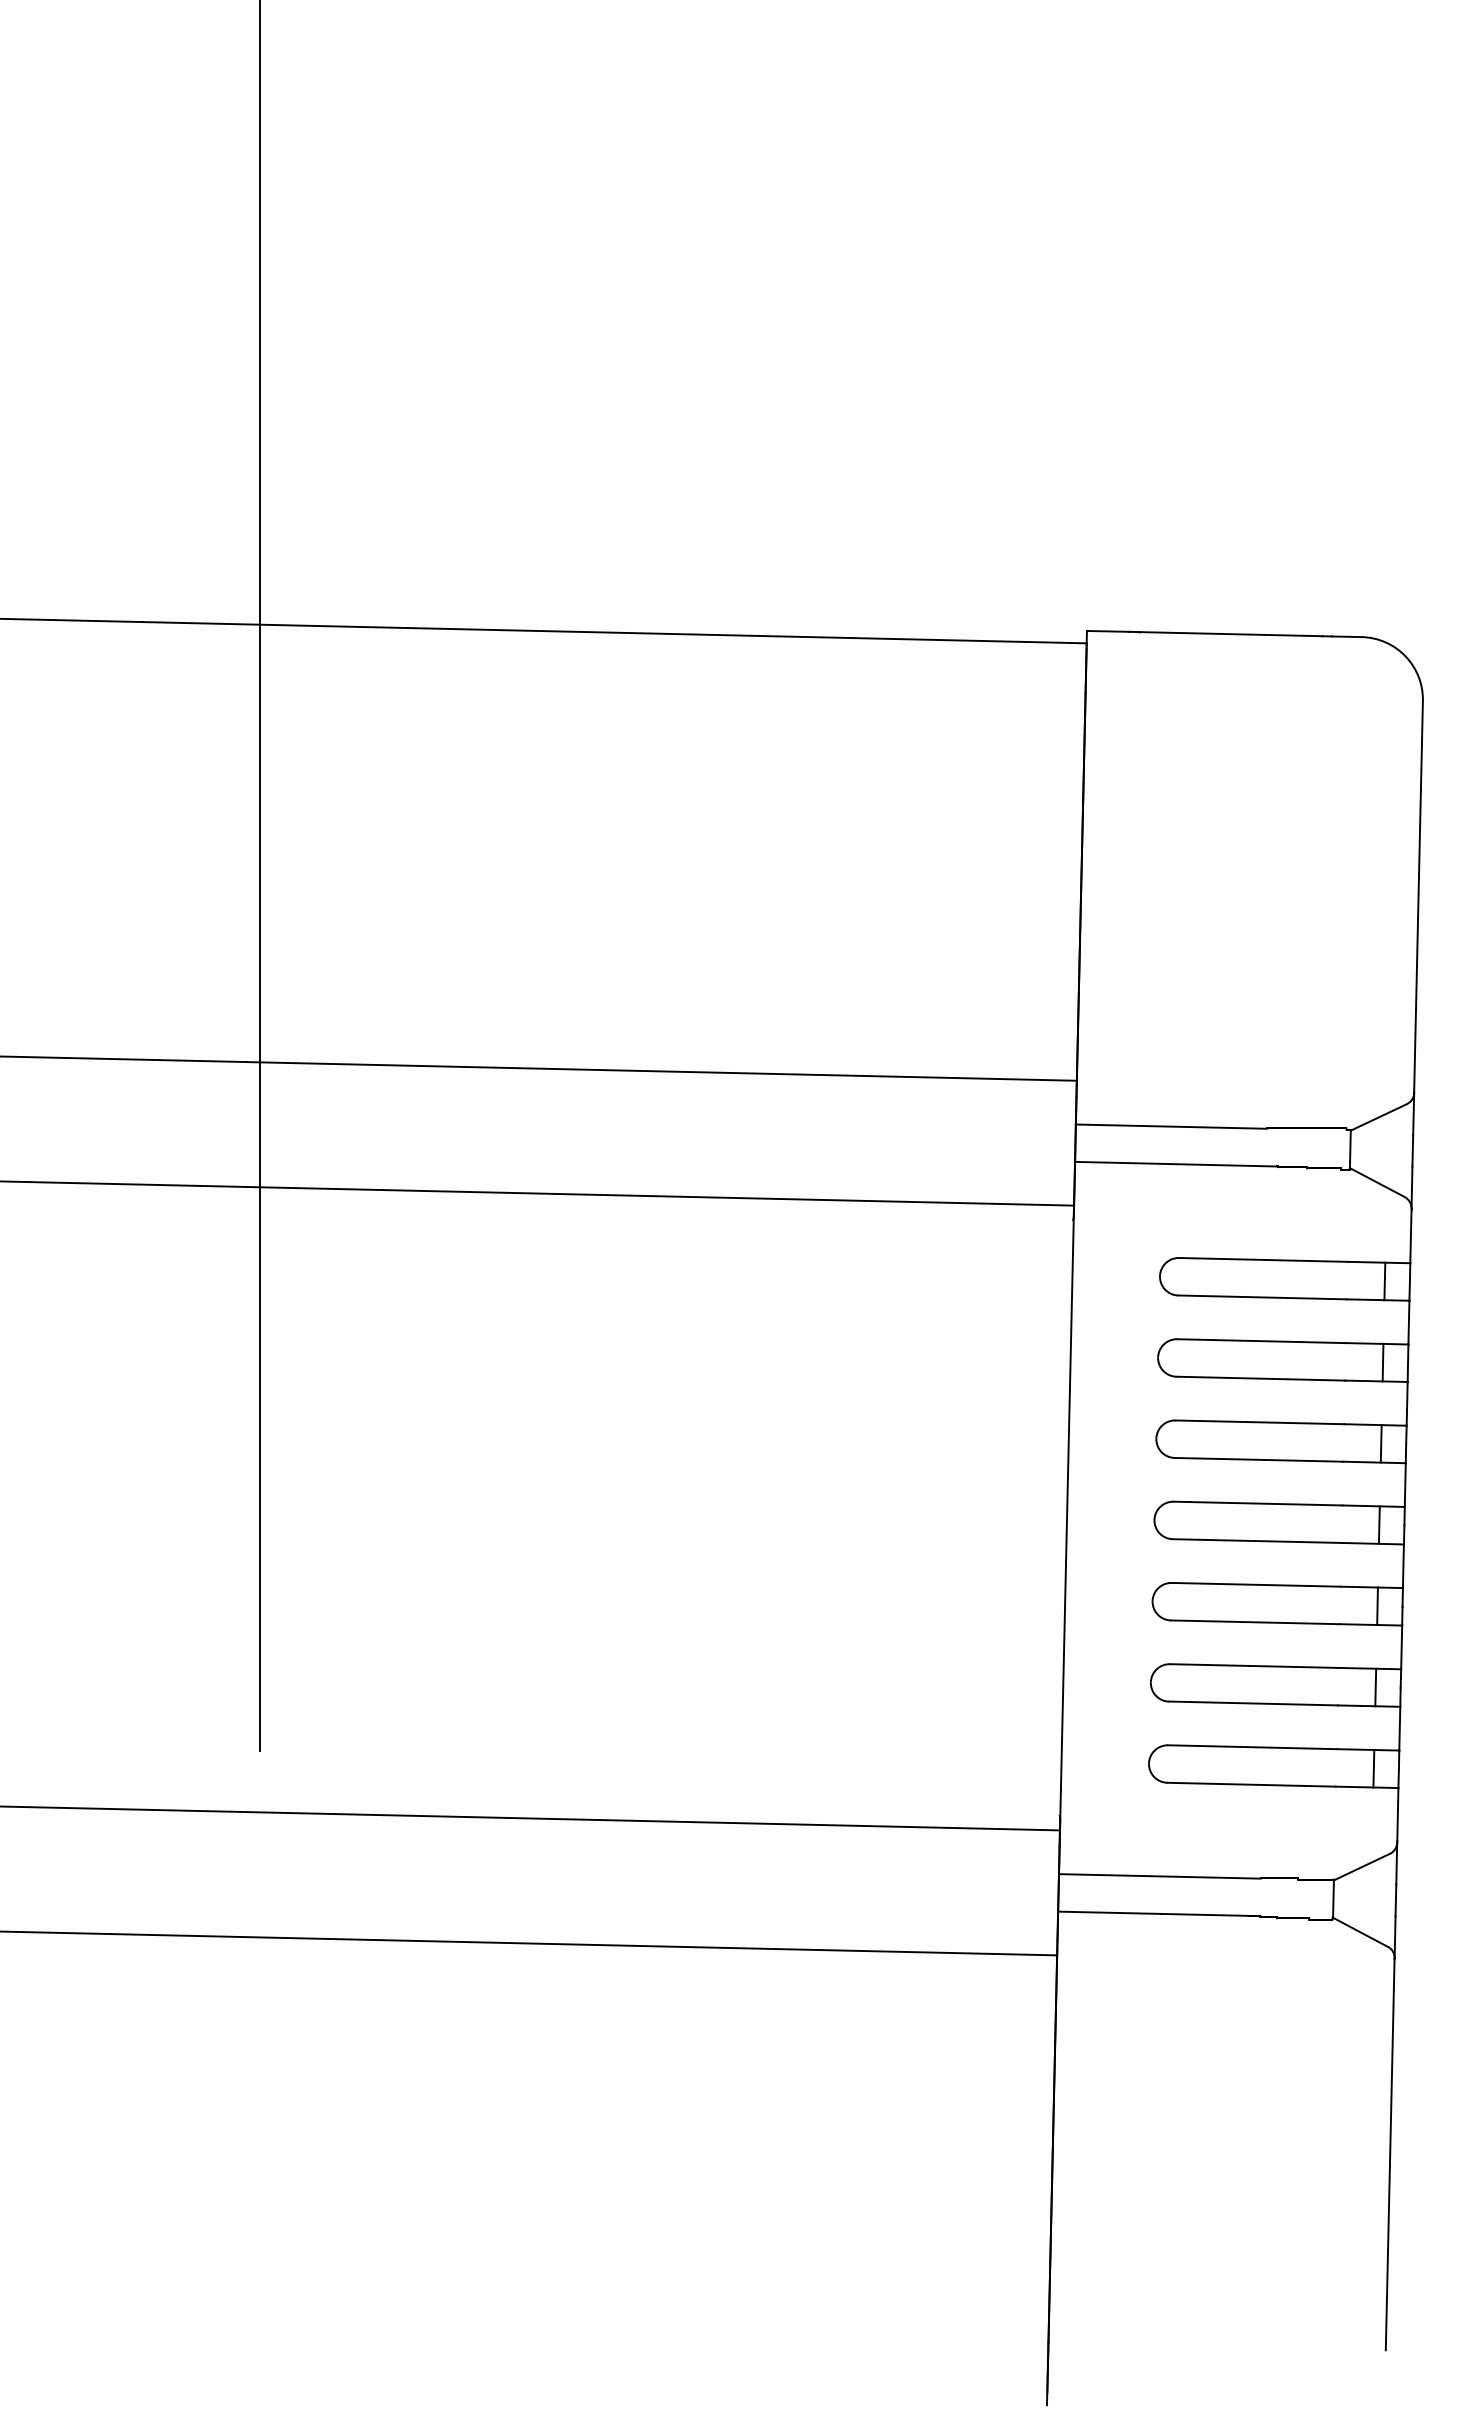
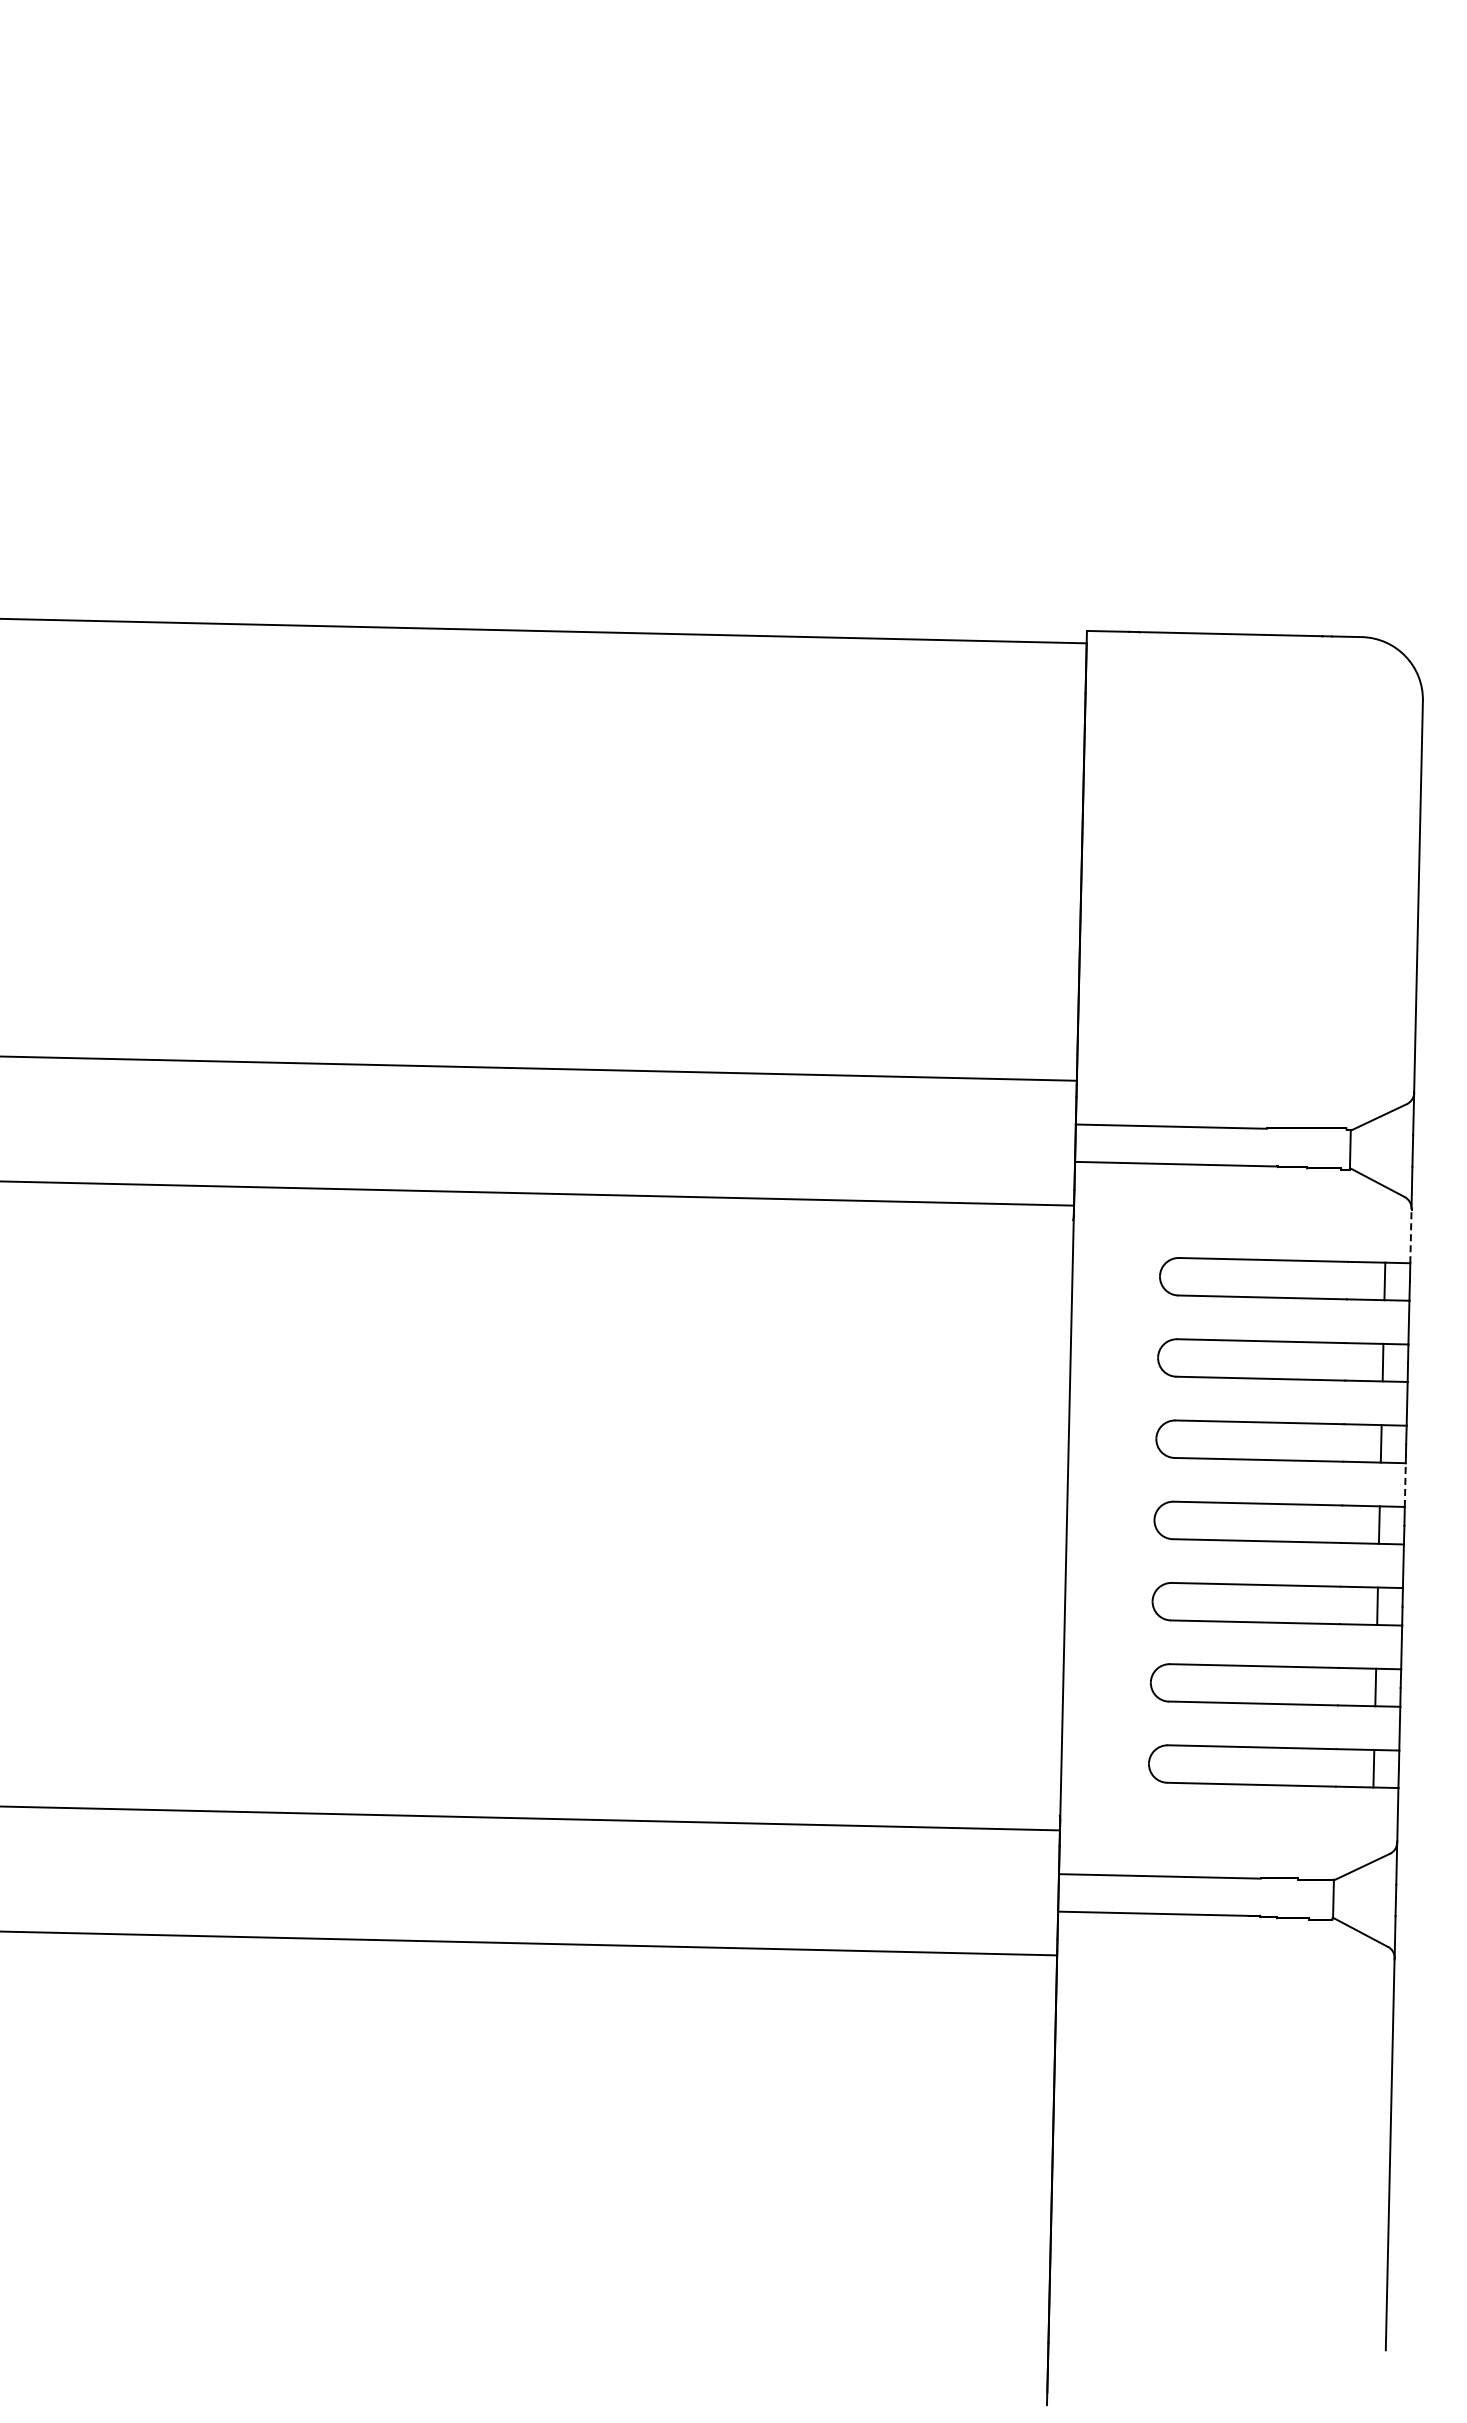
line: present -> none (260, 876)
line: solid -> dashed (1410, 1236)
line: solid -> dashed (1405, 1485)
